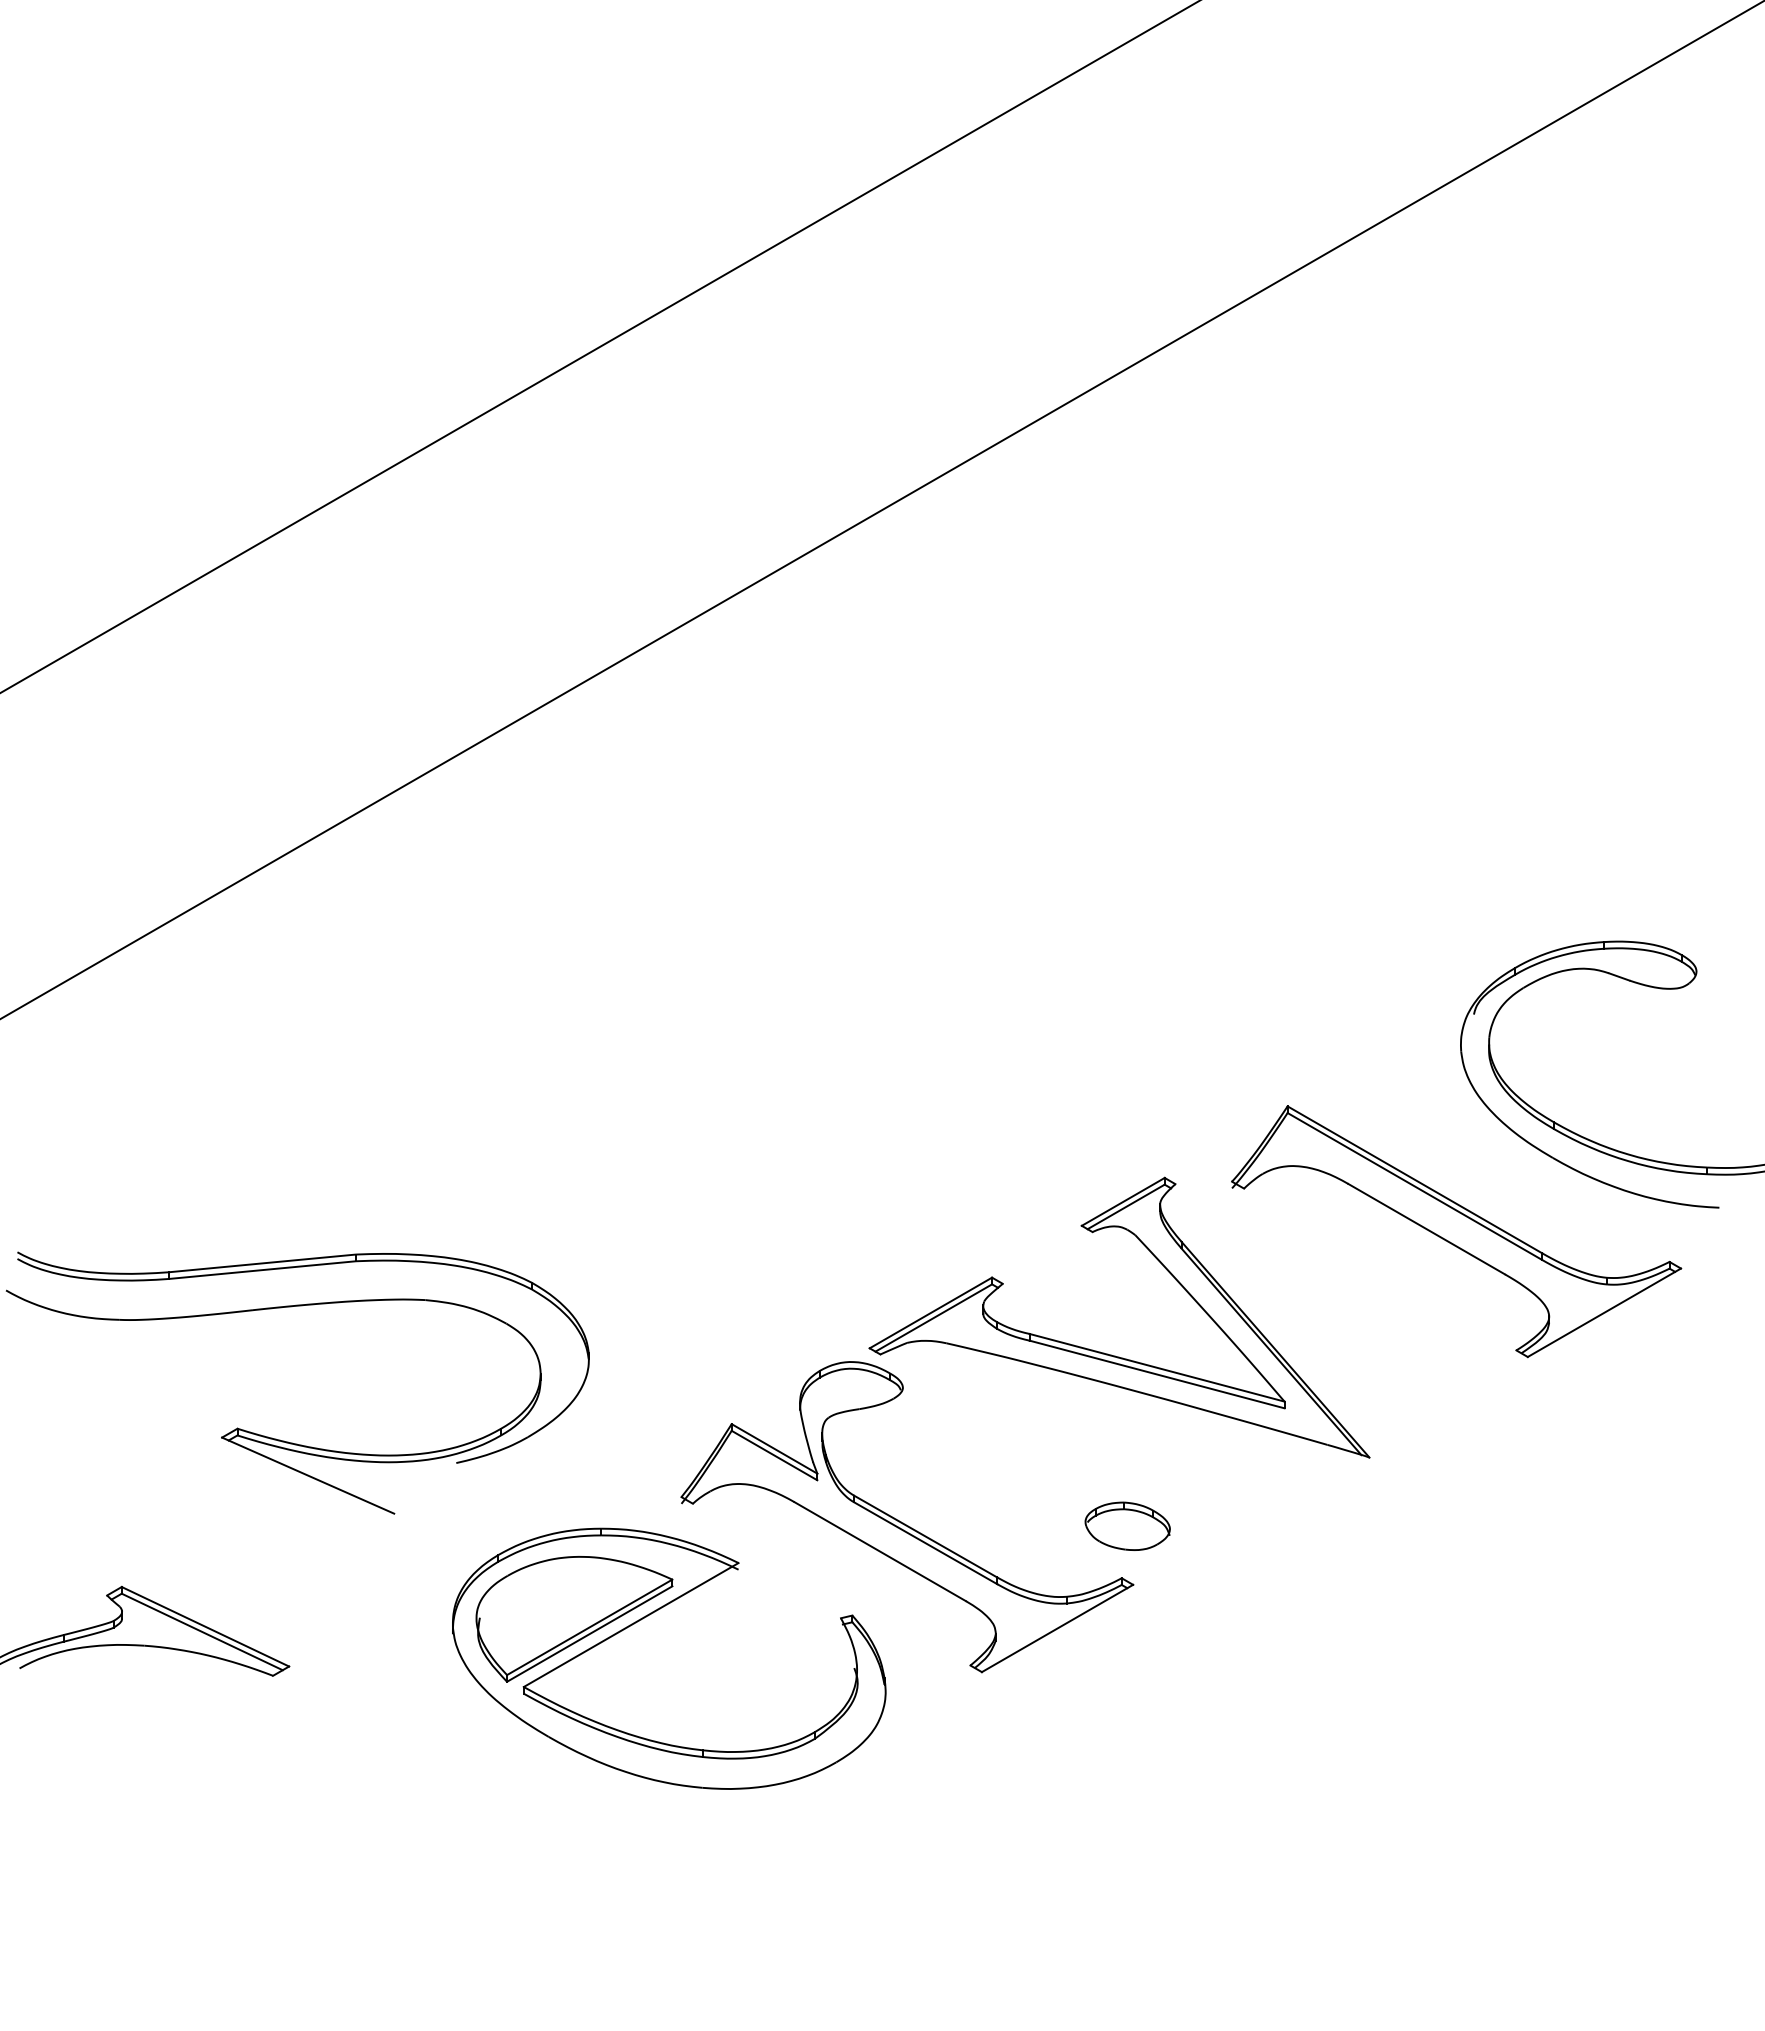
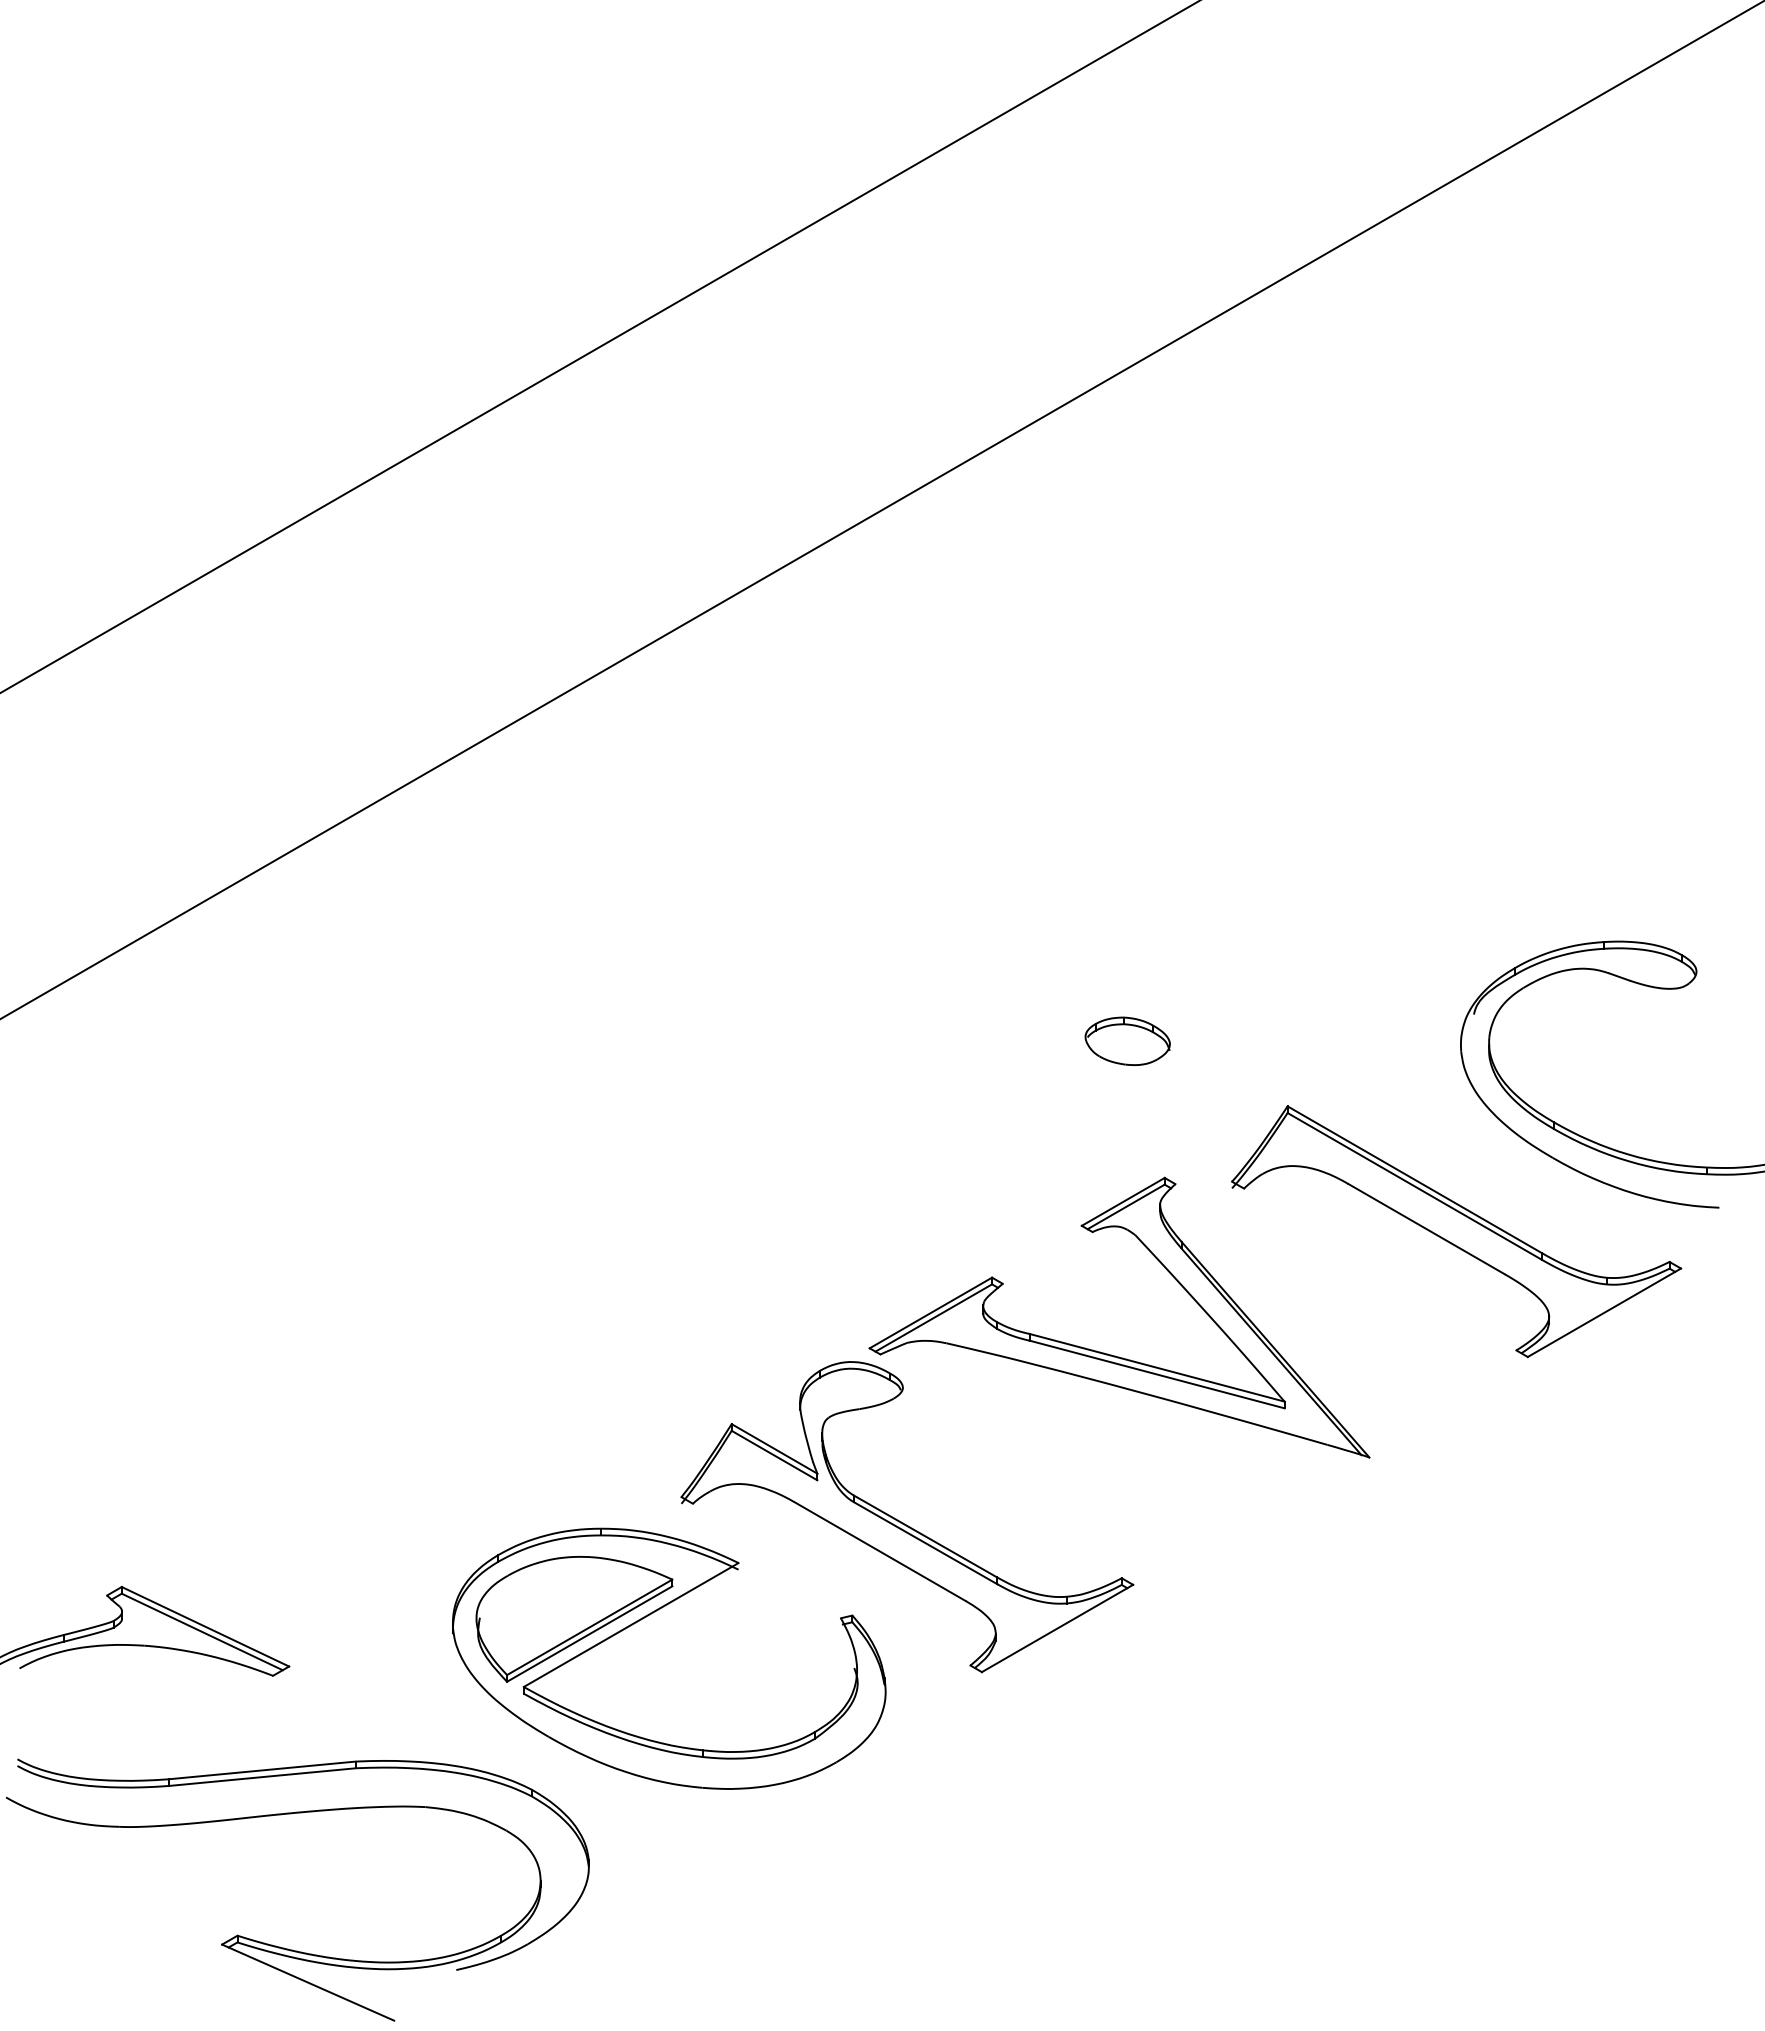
part position: (284, 1440) -> (284, 1947) (284, 1947)
part position: (1127, 1525) -> (1127, 1040) (1127, 1040)
